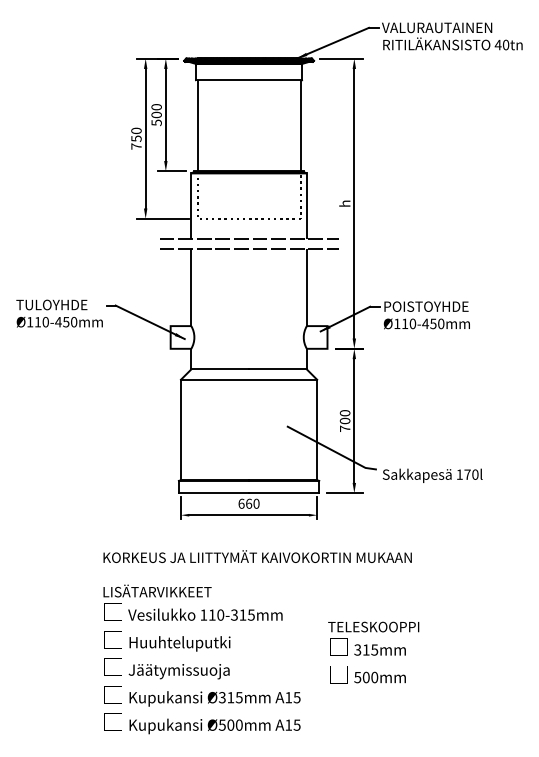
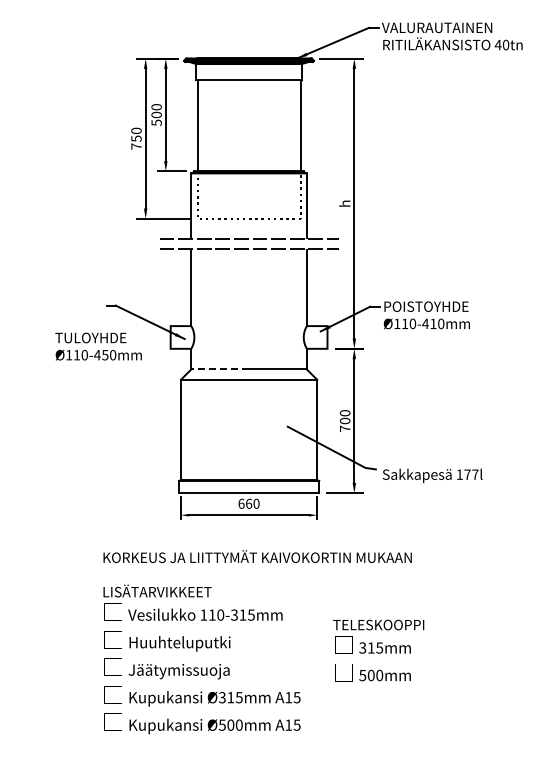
text position: (59, 313) -> (98, 346) (98, 346)
text: Ø110-450mm -> Ø110-410mm (433, 323)
line: solid -> dashed (220, 369)
text: 170l -> 177l (475, 474)
text position: (373, 652) -> (378, 650) (378, 650)
